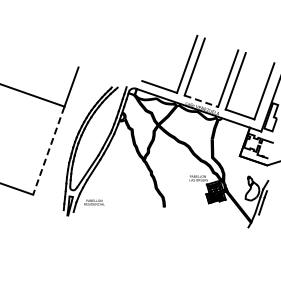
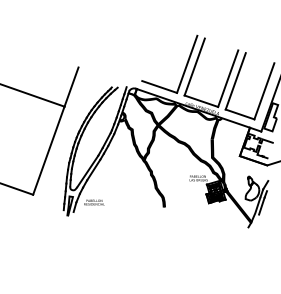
line: dashed -> solid (201, 101)
line: dashed -> solid (48, 150)
